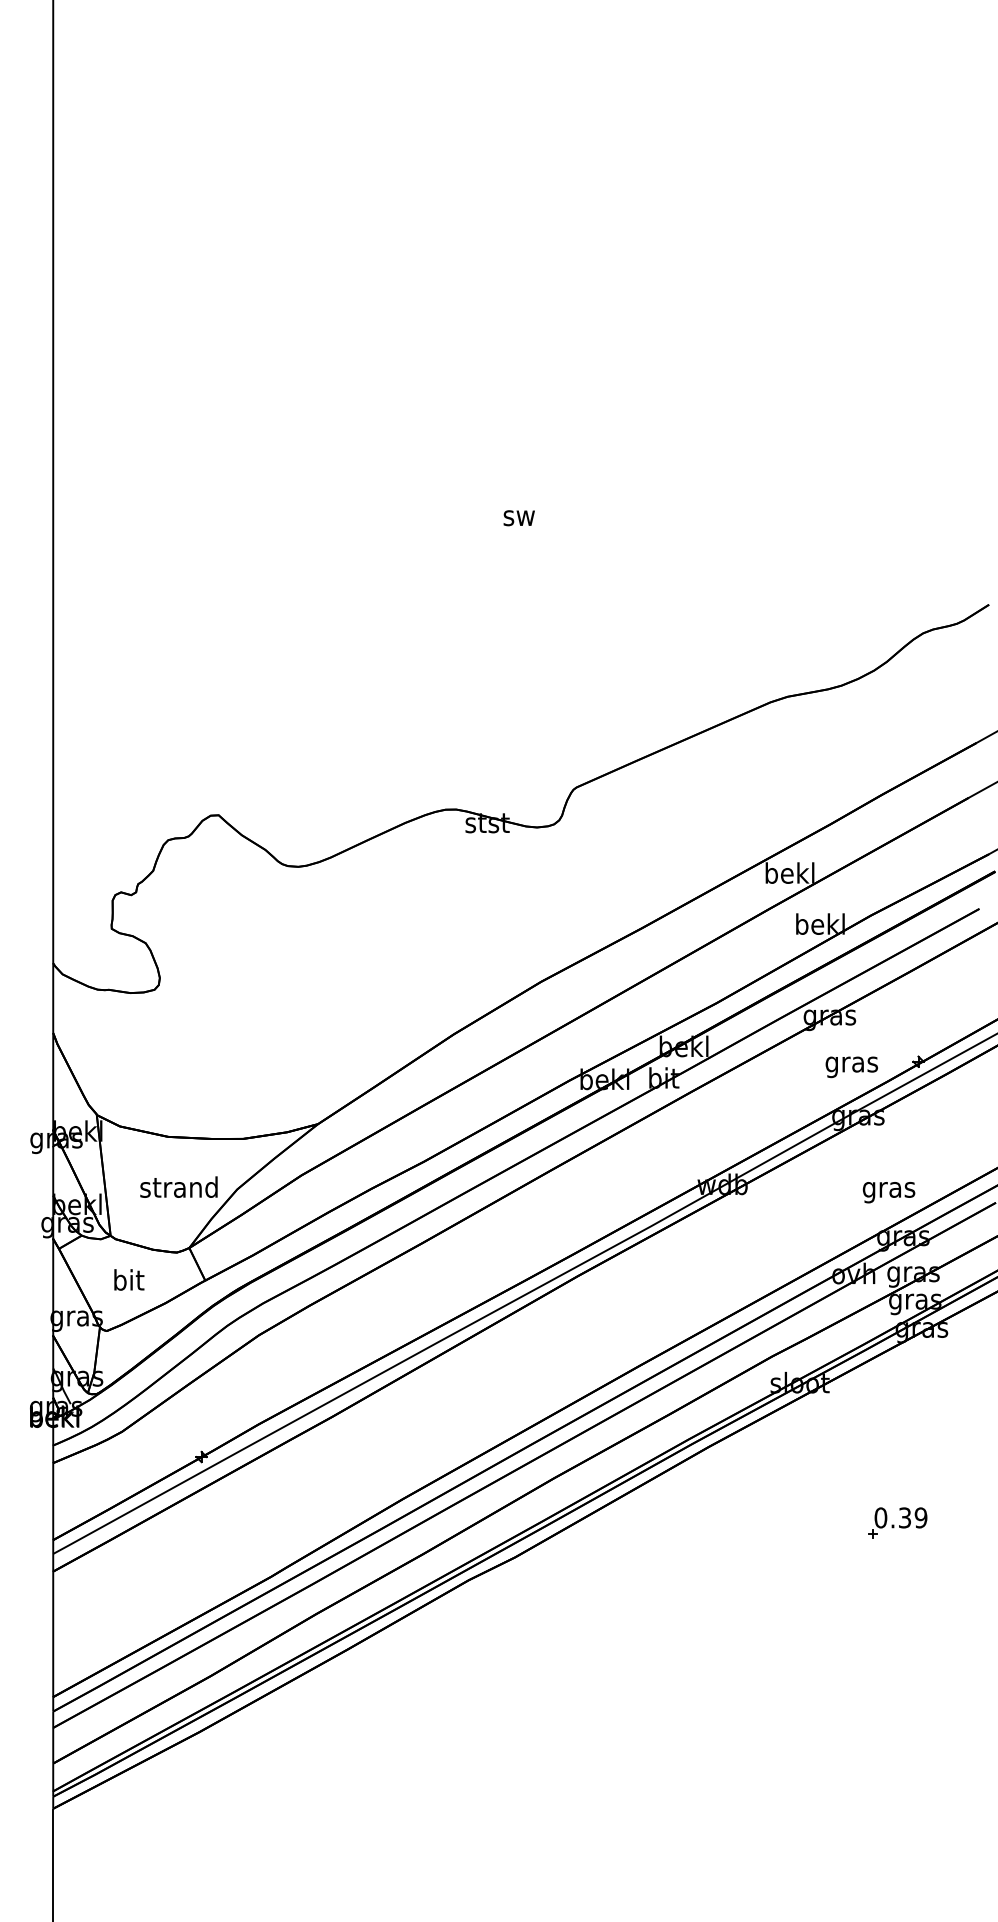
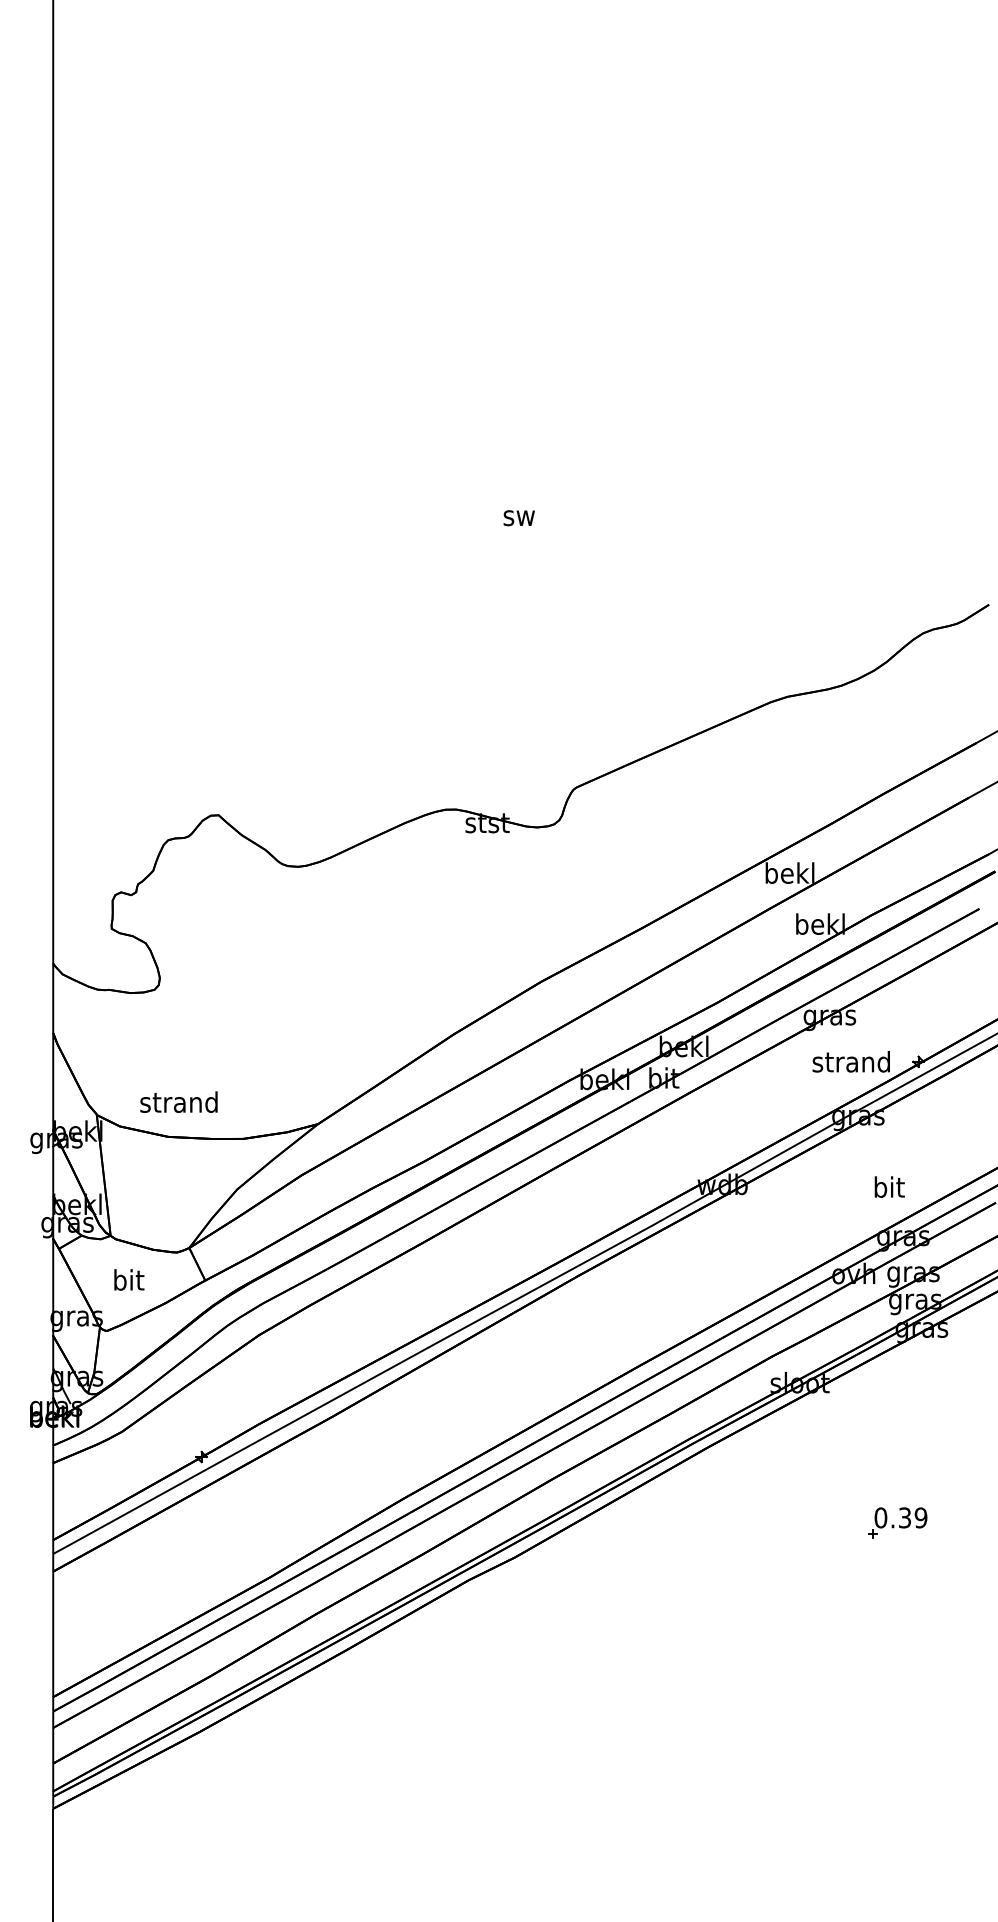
text: gras -> strand (850, 1064)
text position: (178, 1186) -> (178, 1101) (178, 1101)
text: gras -> bit (888, 1189)
